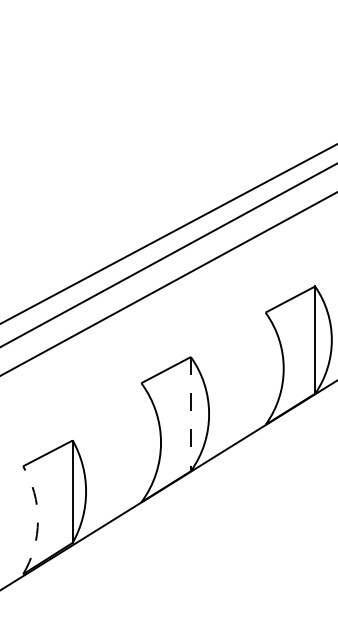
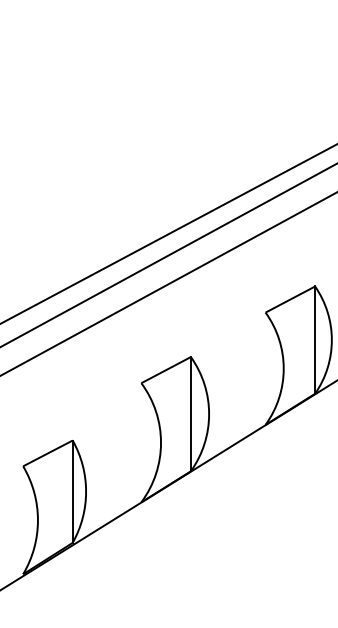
line: dashed -> solid (190, 414)
arc: dashed -> solid (37, 520)
